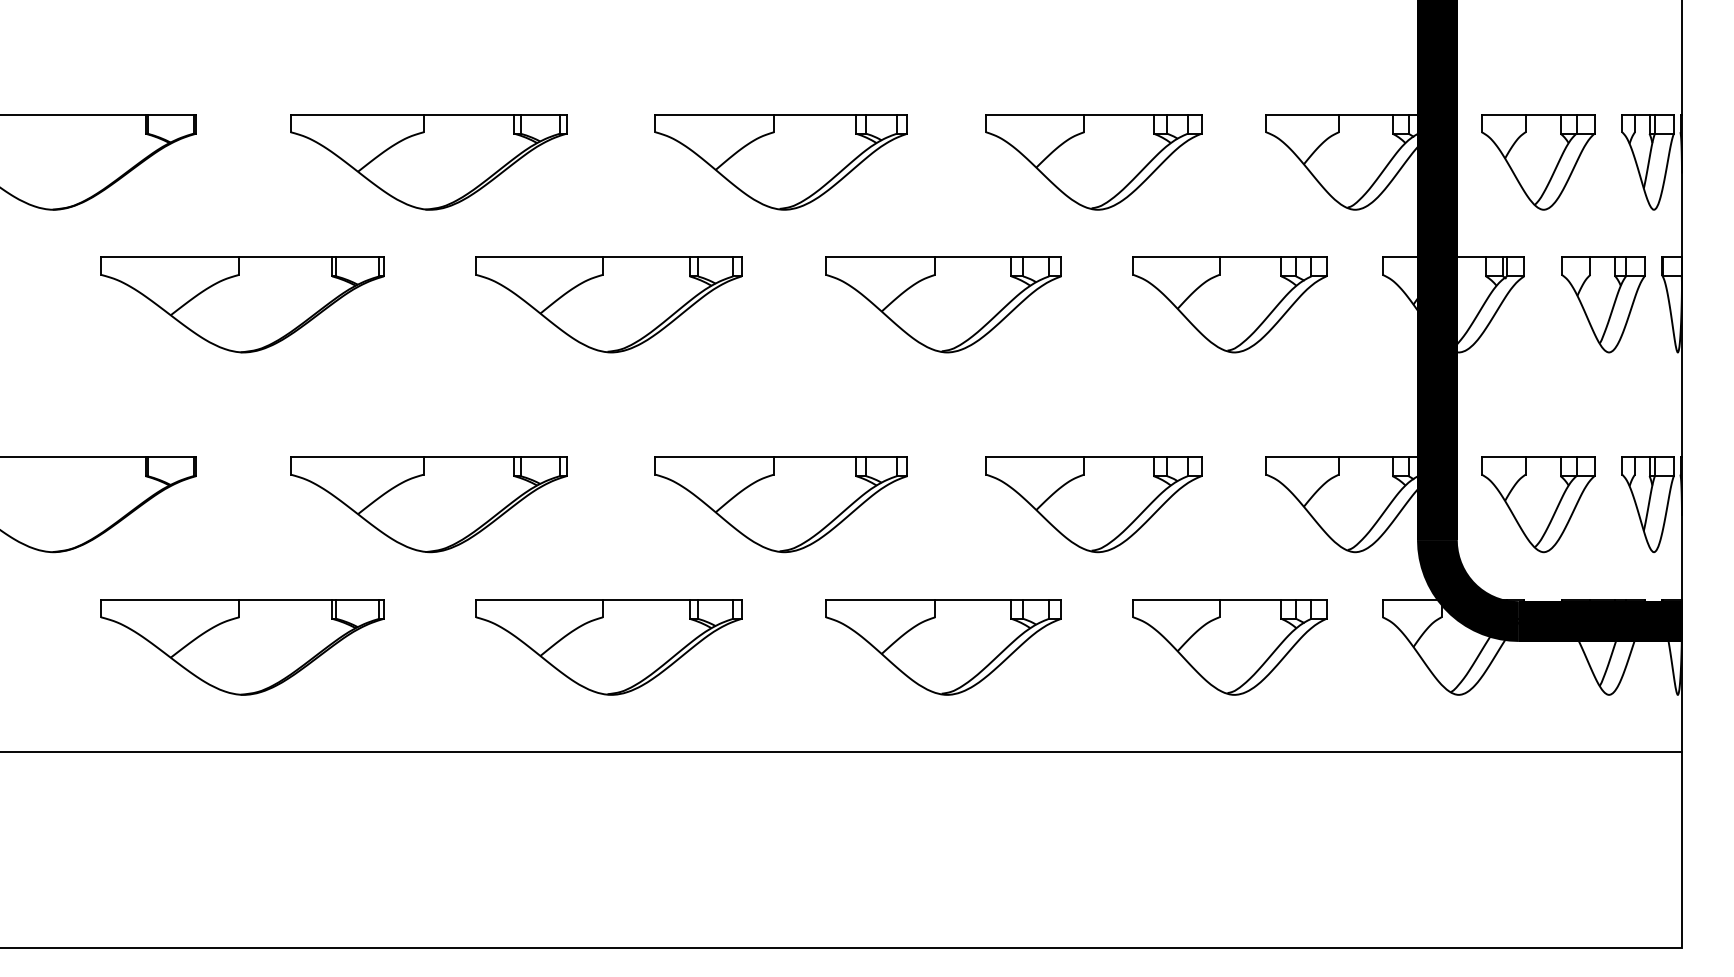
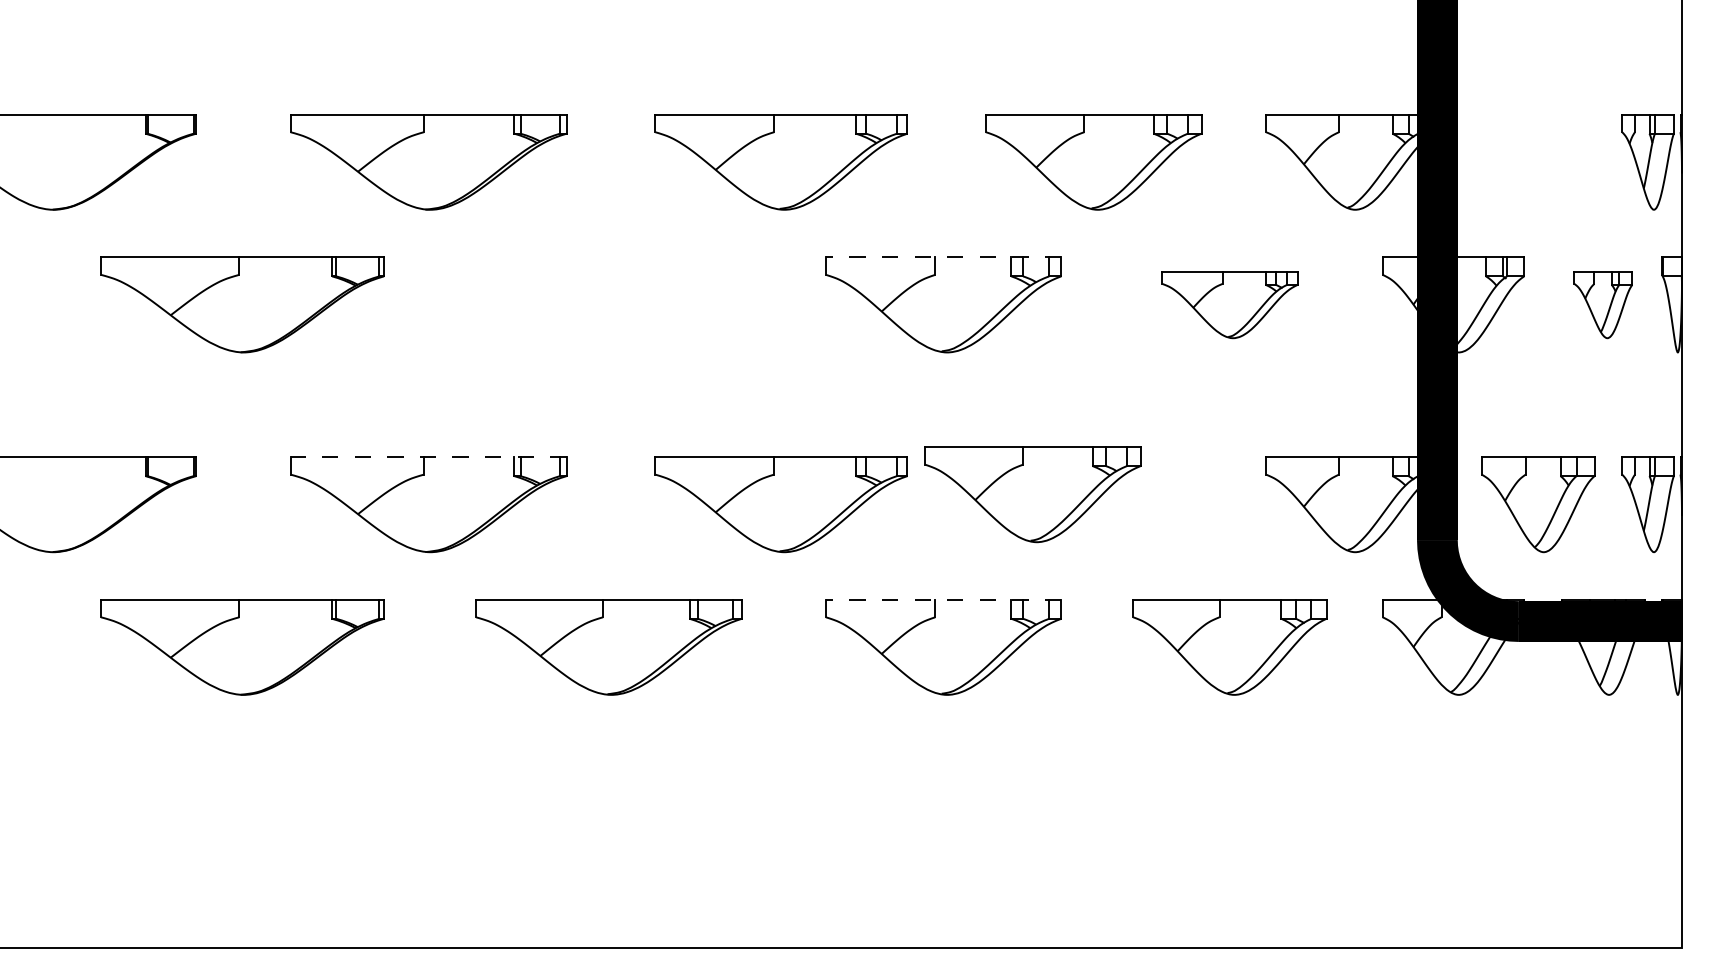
part: present -> none (1538, 162)
line: solid -> dashed (943, 257)
part: present -> none (608, 304)
part size: 196x98 px -> 138x69 px (1229, 305)
part size: 85x98 px -> 60x69 px (1602, 305)
line: solid -> dashed (428, 457)
part position: (1093, 504) -> (1032, 494) (1032, 494)
line: solid -> dashed (943, 599)
line: present -> none (841, 752)
